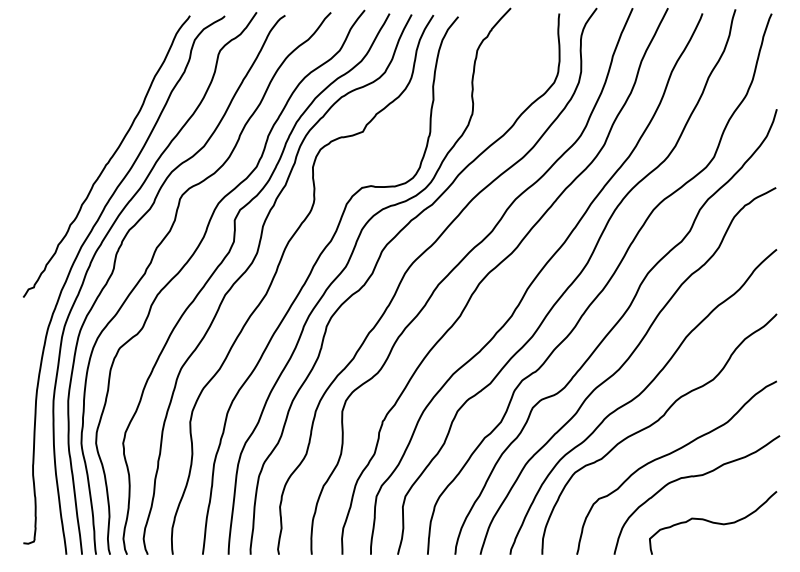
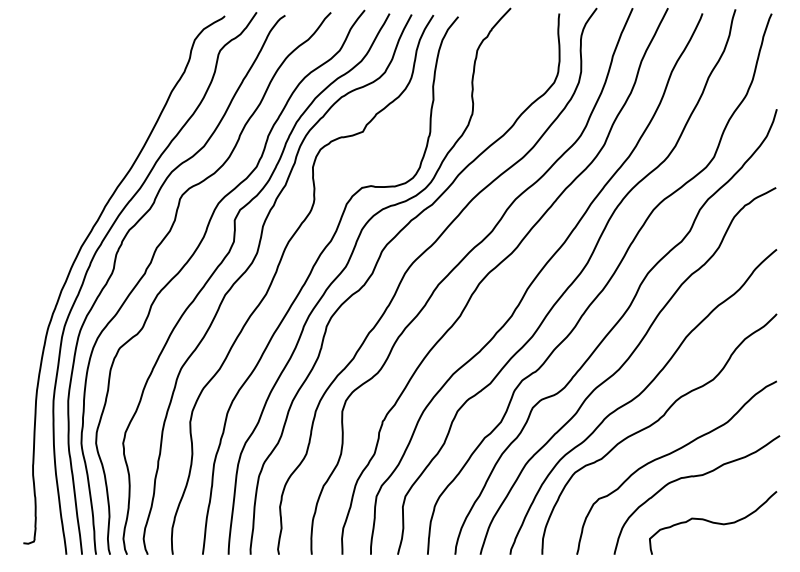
curve: present -> none (109, 158)
